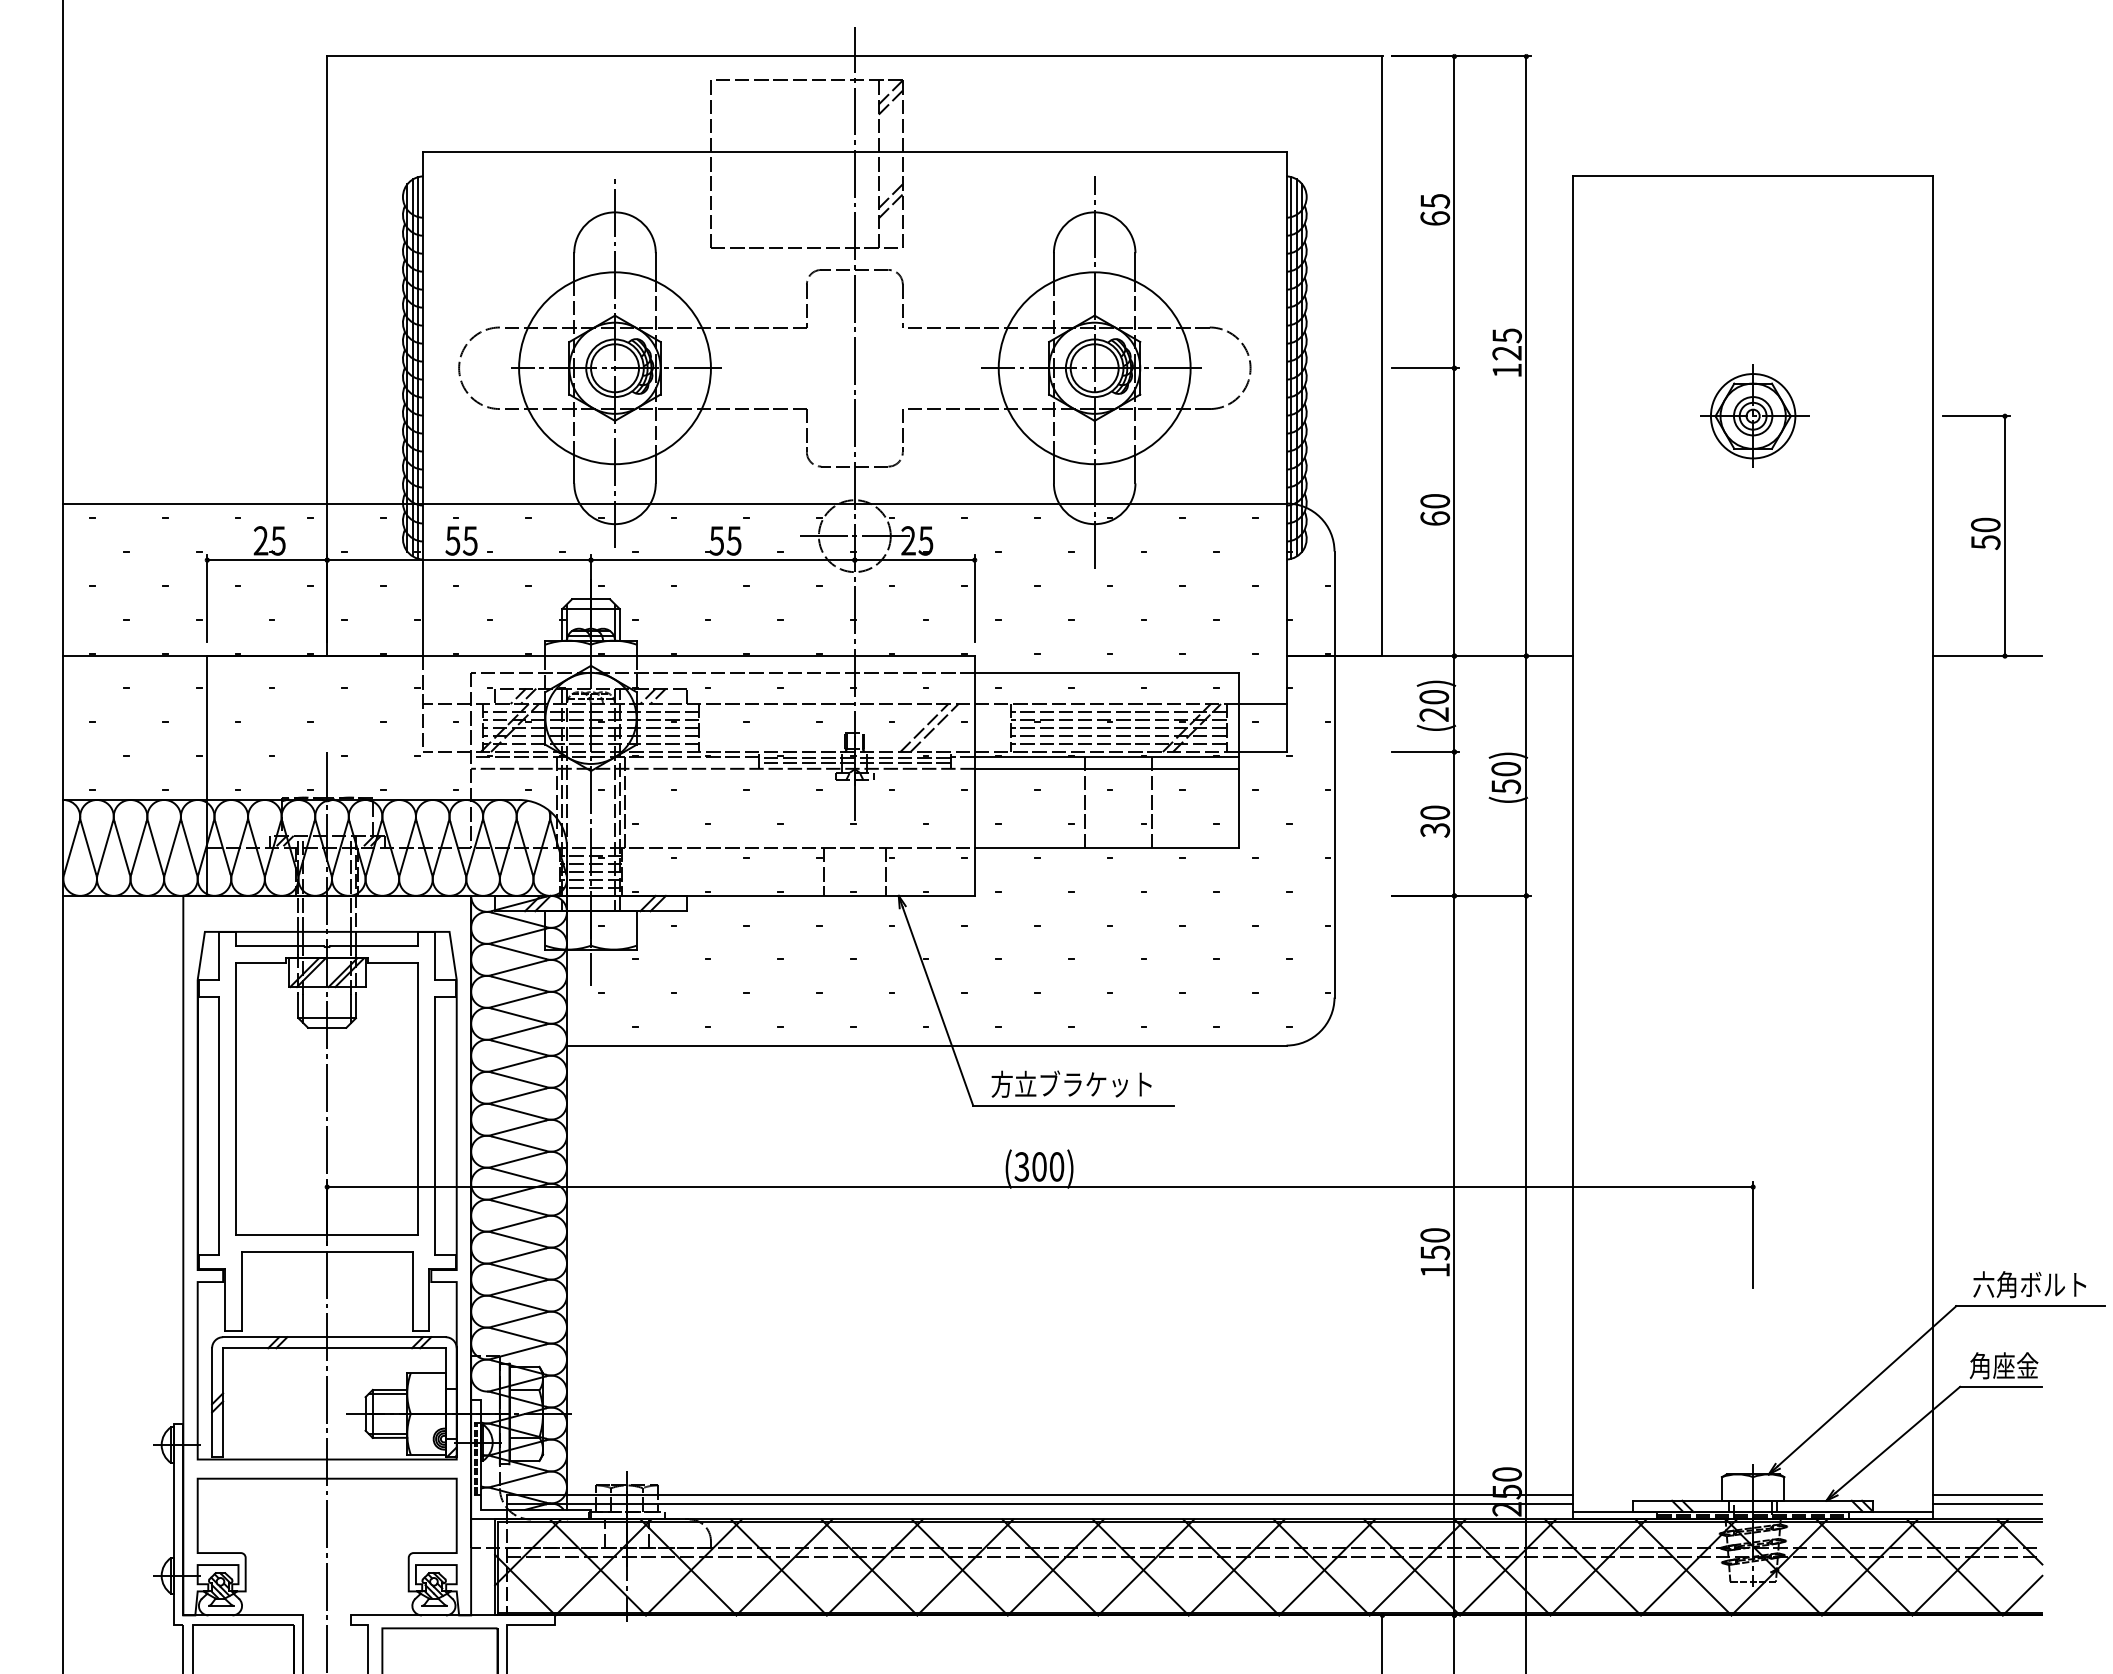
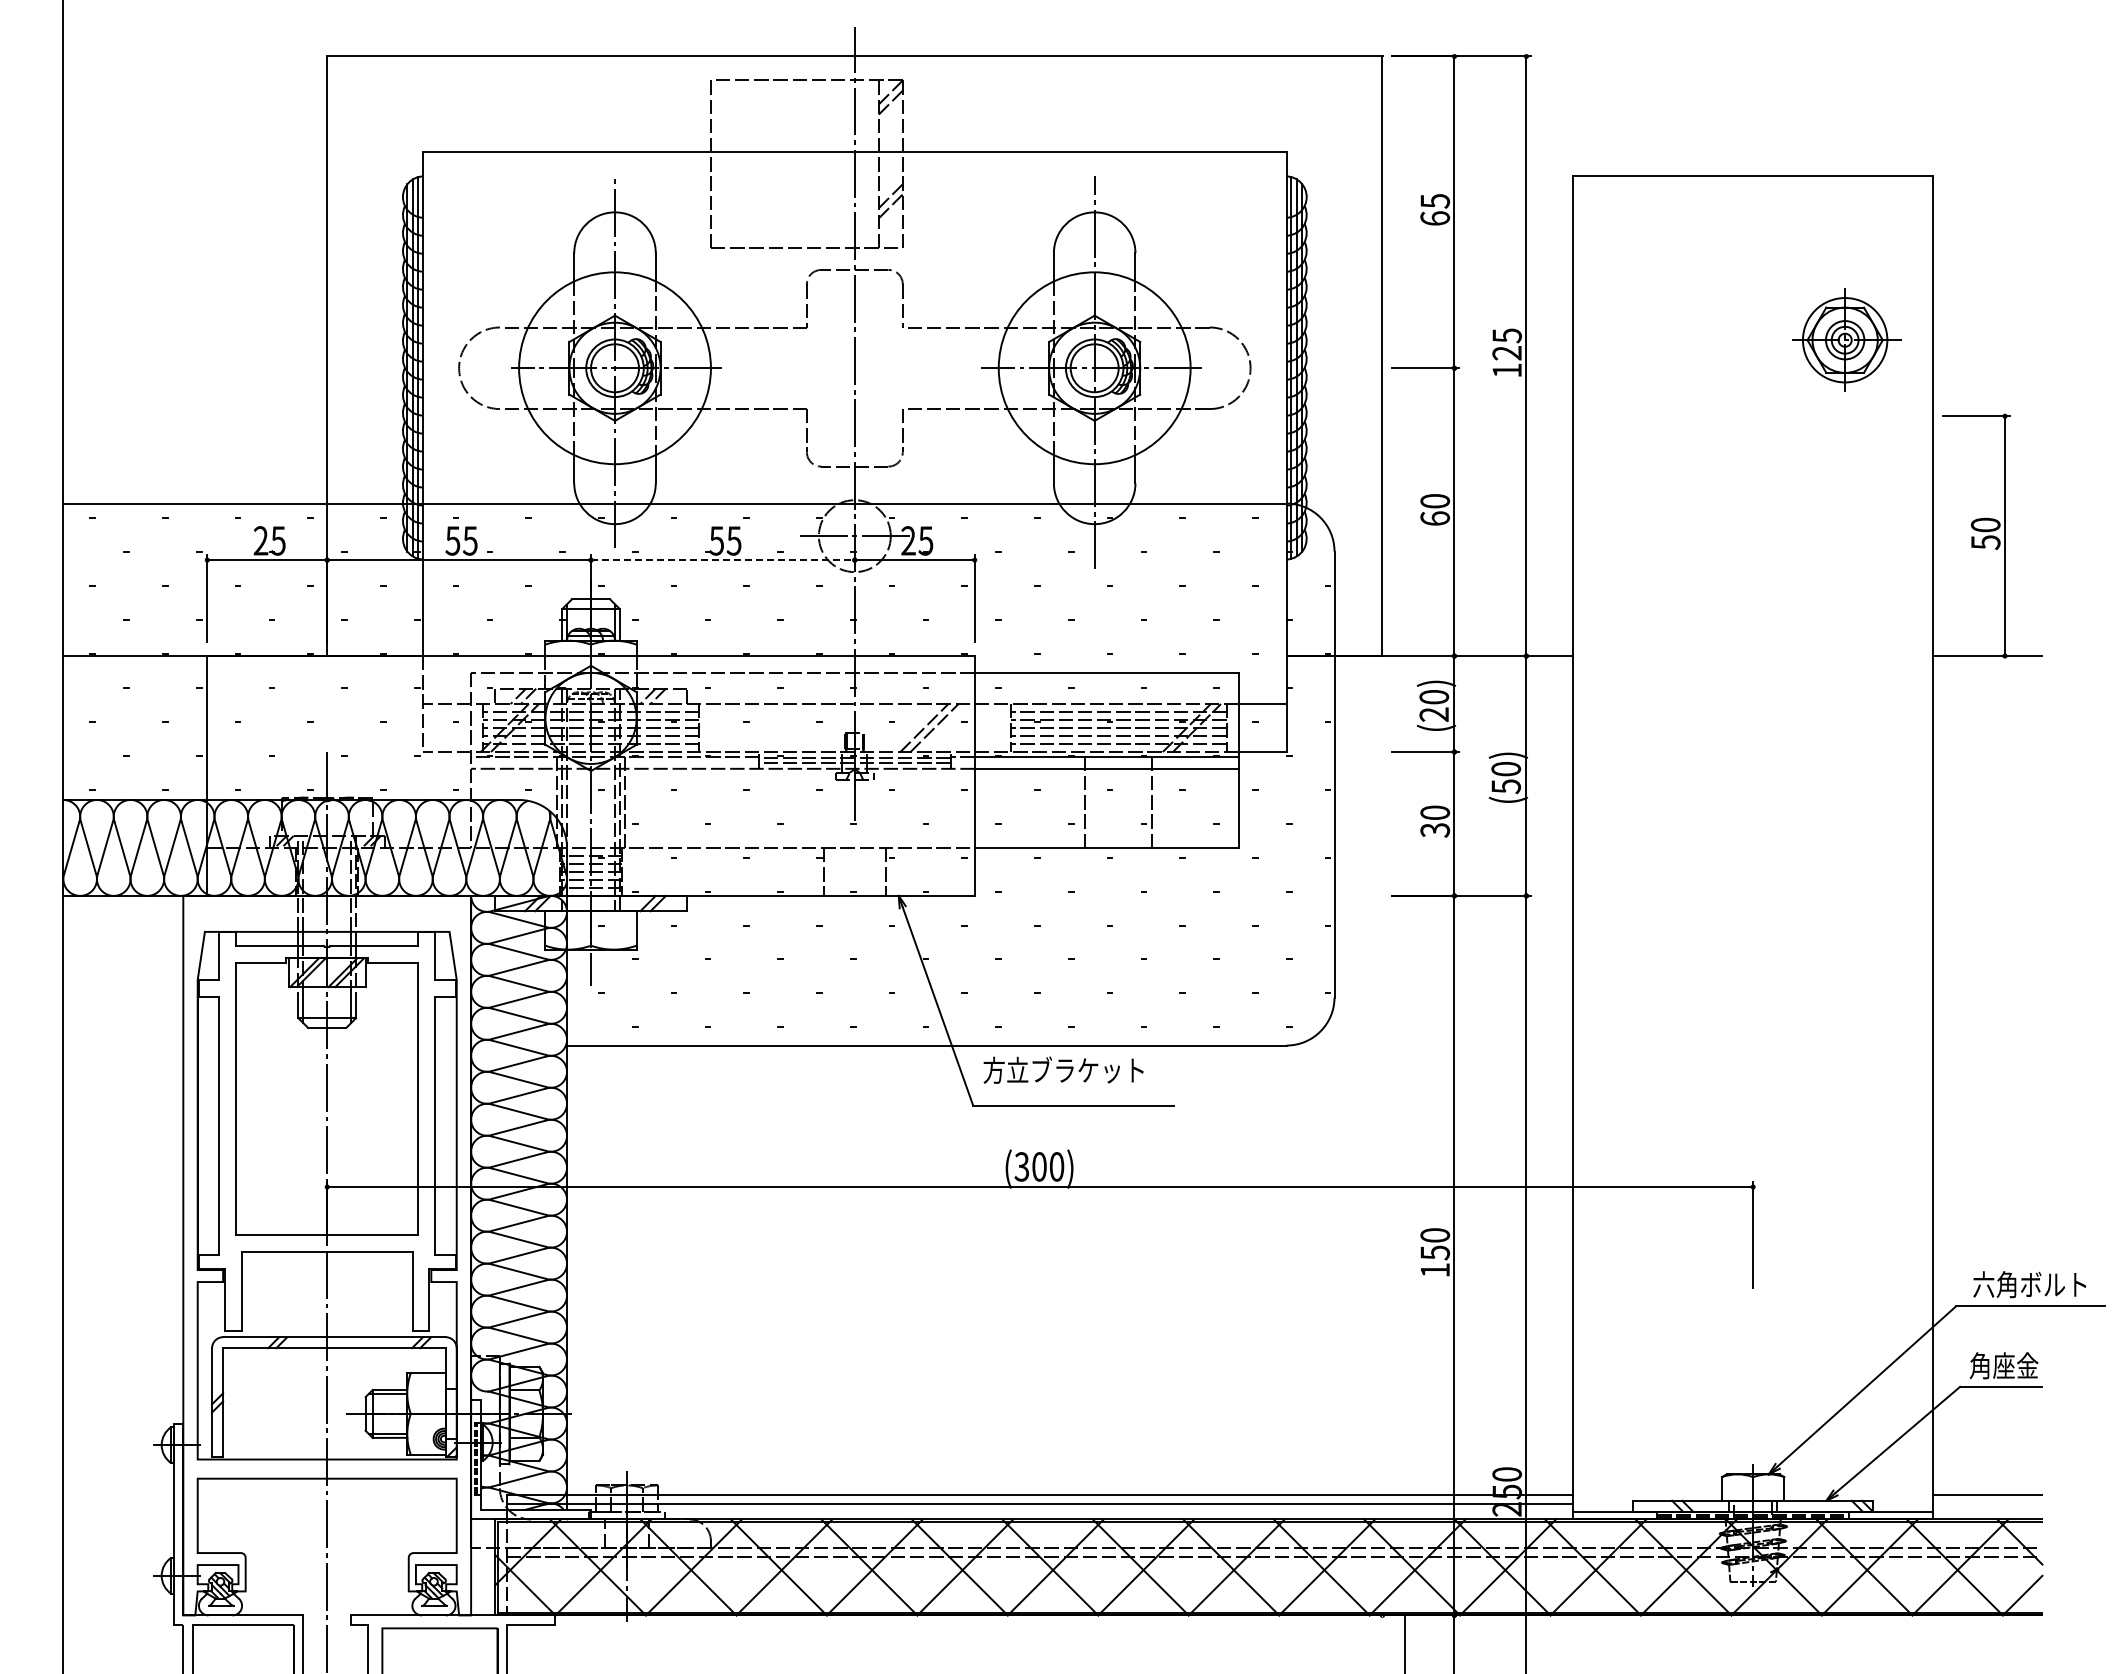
part position: (1754, 415) -> (1846, 339) (1846, 339)
line: solid -> dashed (722, 560)
text position: (1071, 1083) -> (1063, 1069) (1063, 1069)
line: present -> none (1987, 1503)
line position: (1382, 1642) -> (1405, 1642) (1405, 1642)
